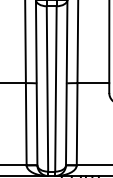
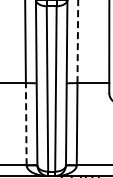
line: solid -> dashed (77, 41)
line: solid -> dashed (26, 123)
